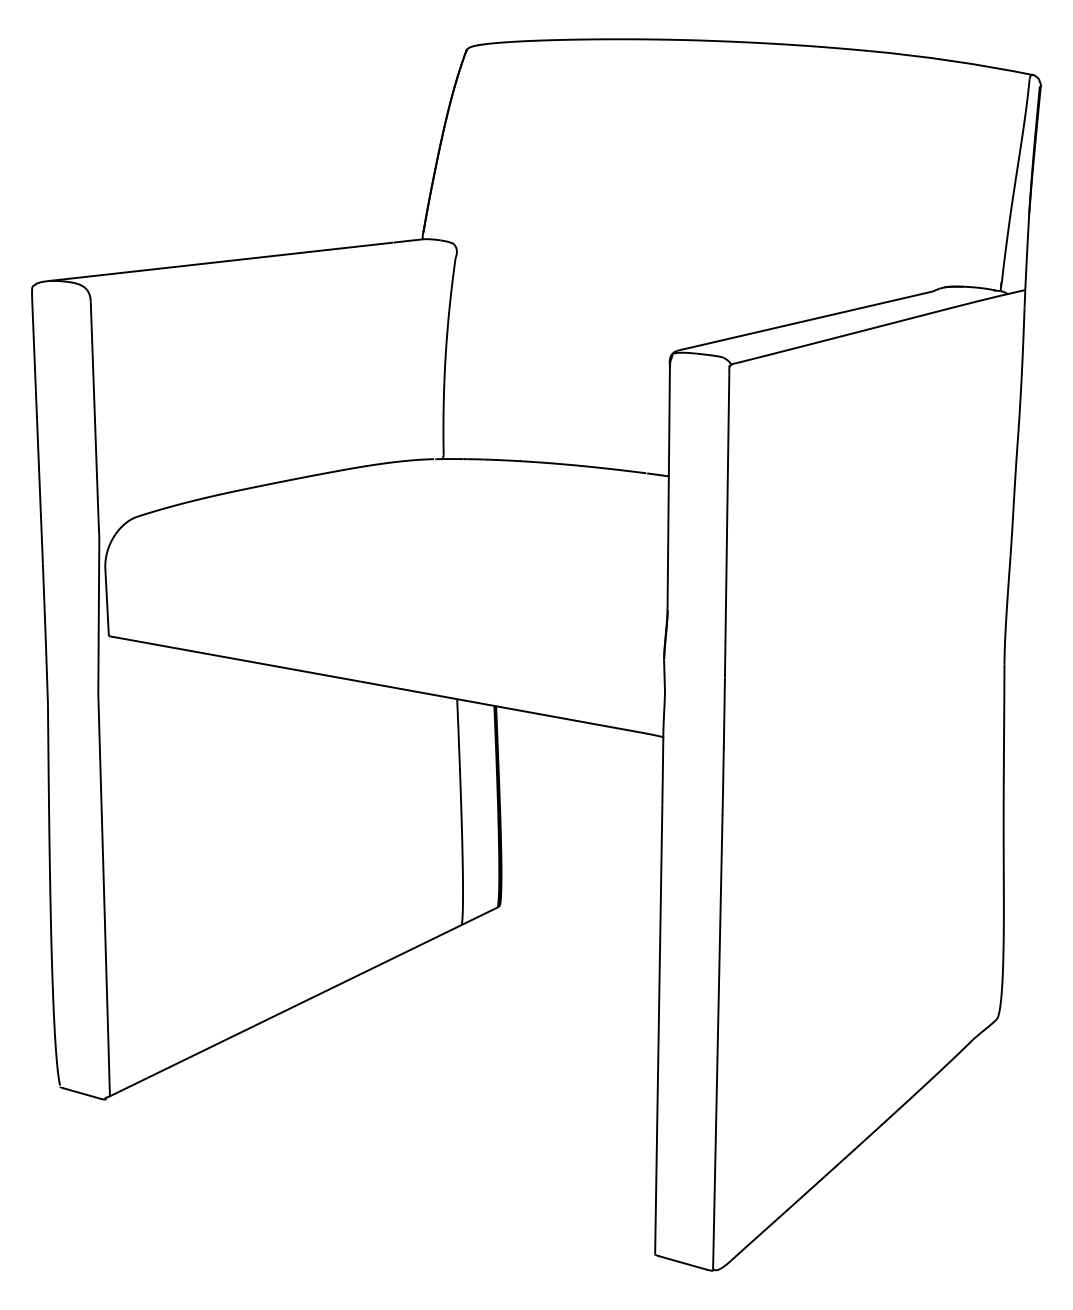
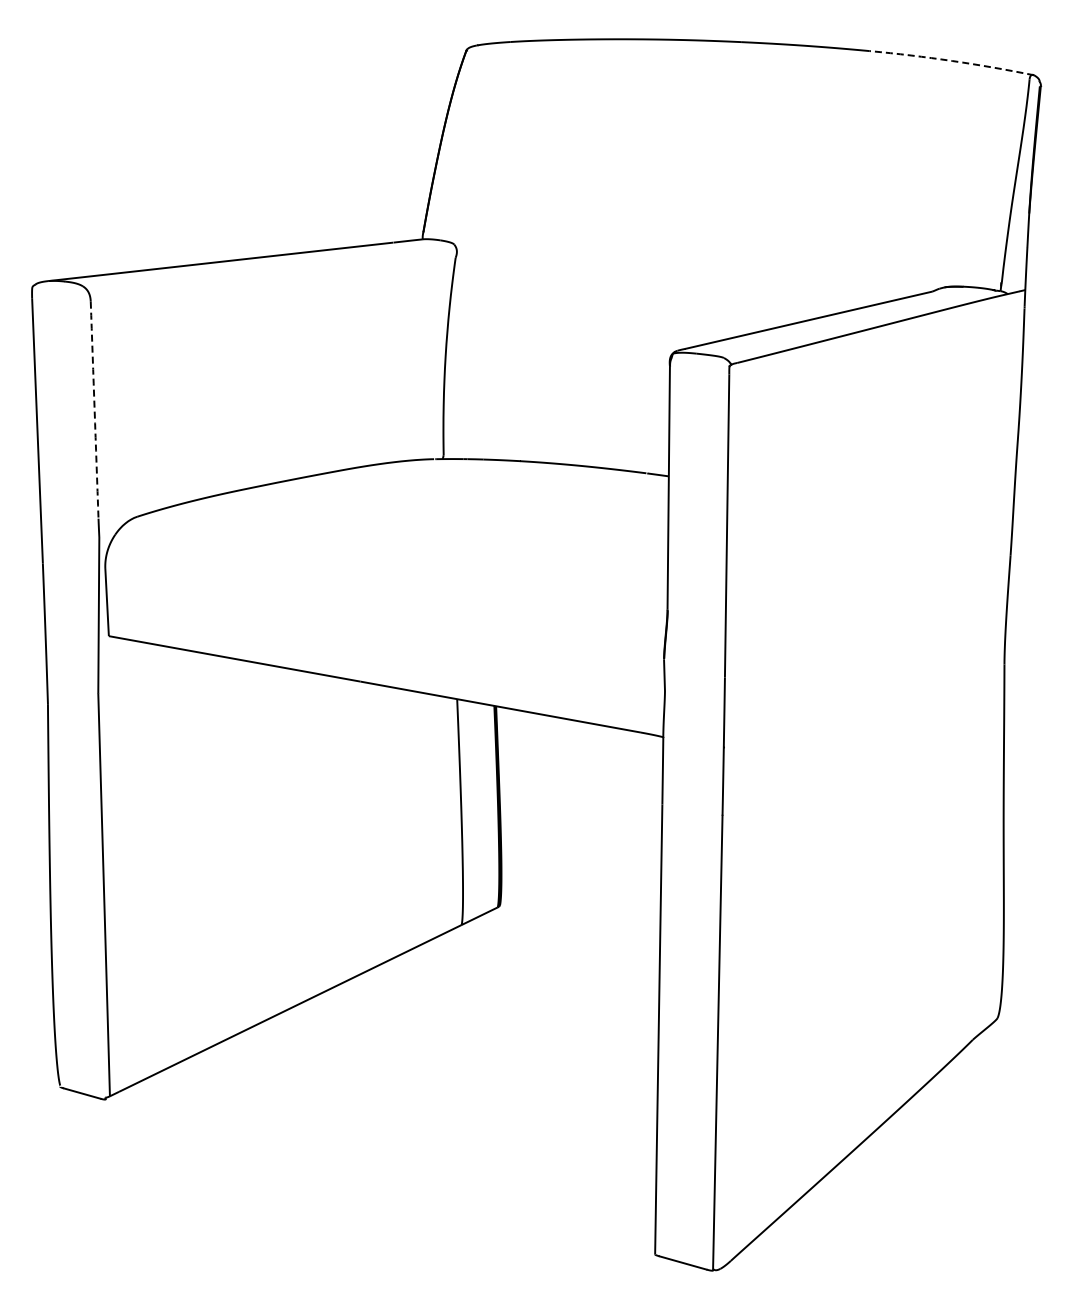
arc: solid -> dashed (952, 60)
arc: solid -> dashed (94, 410)
